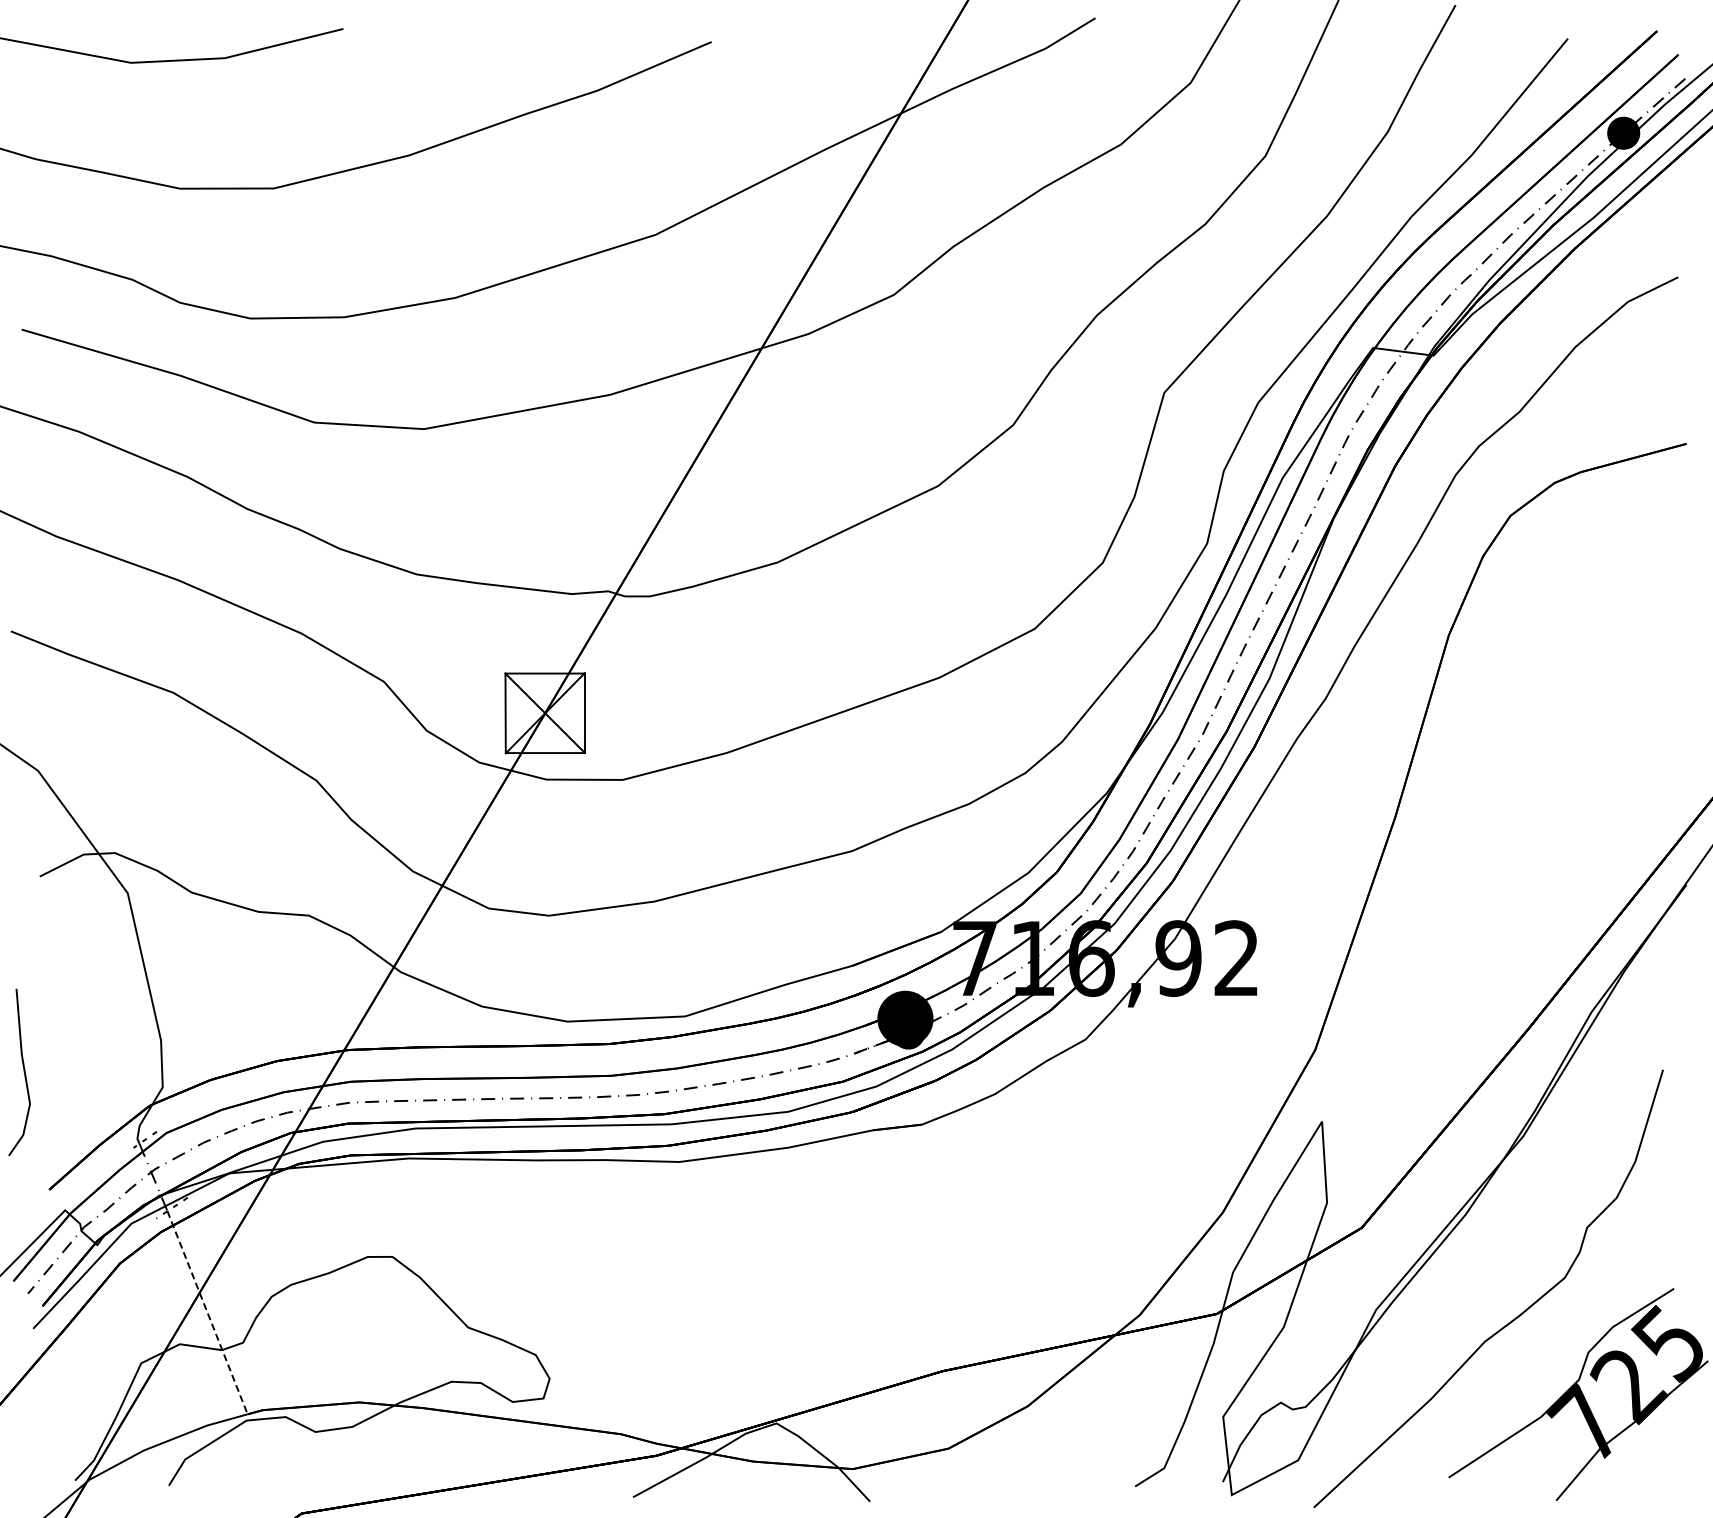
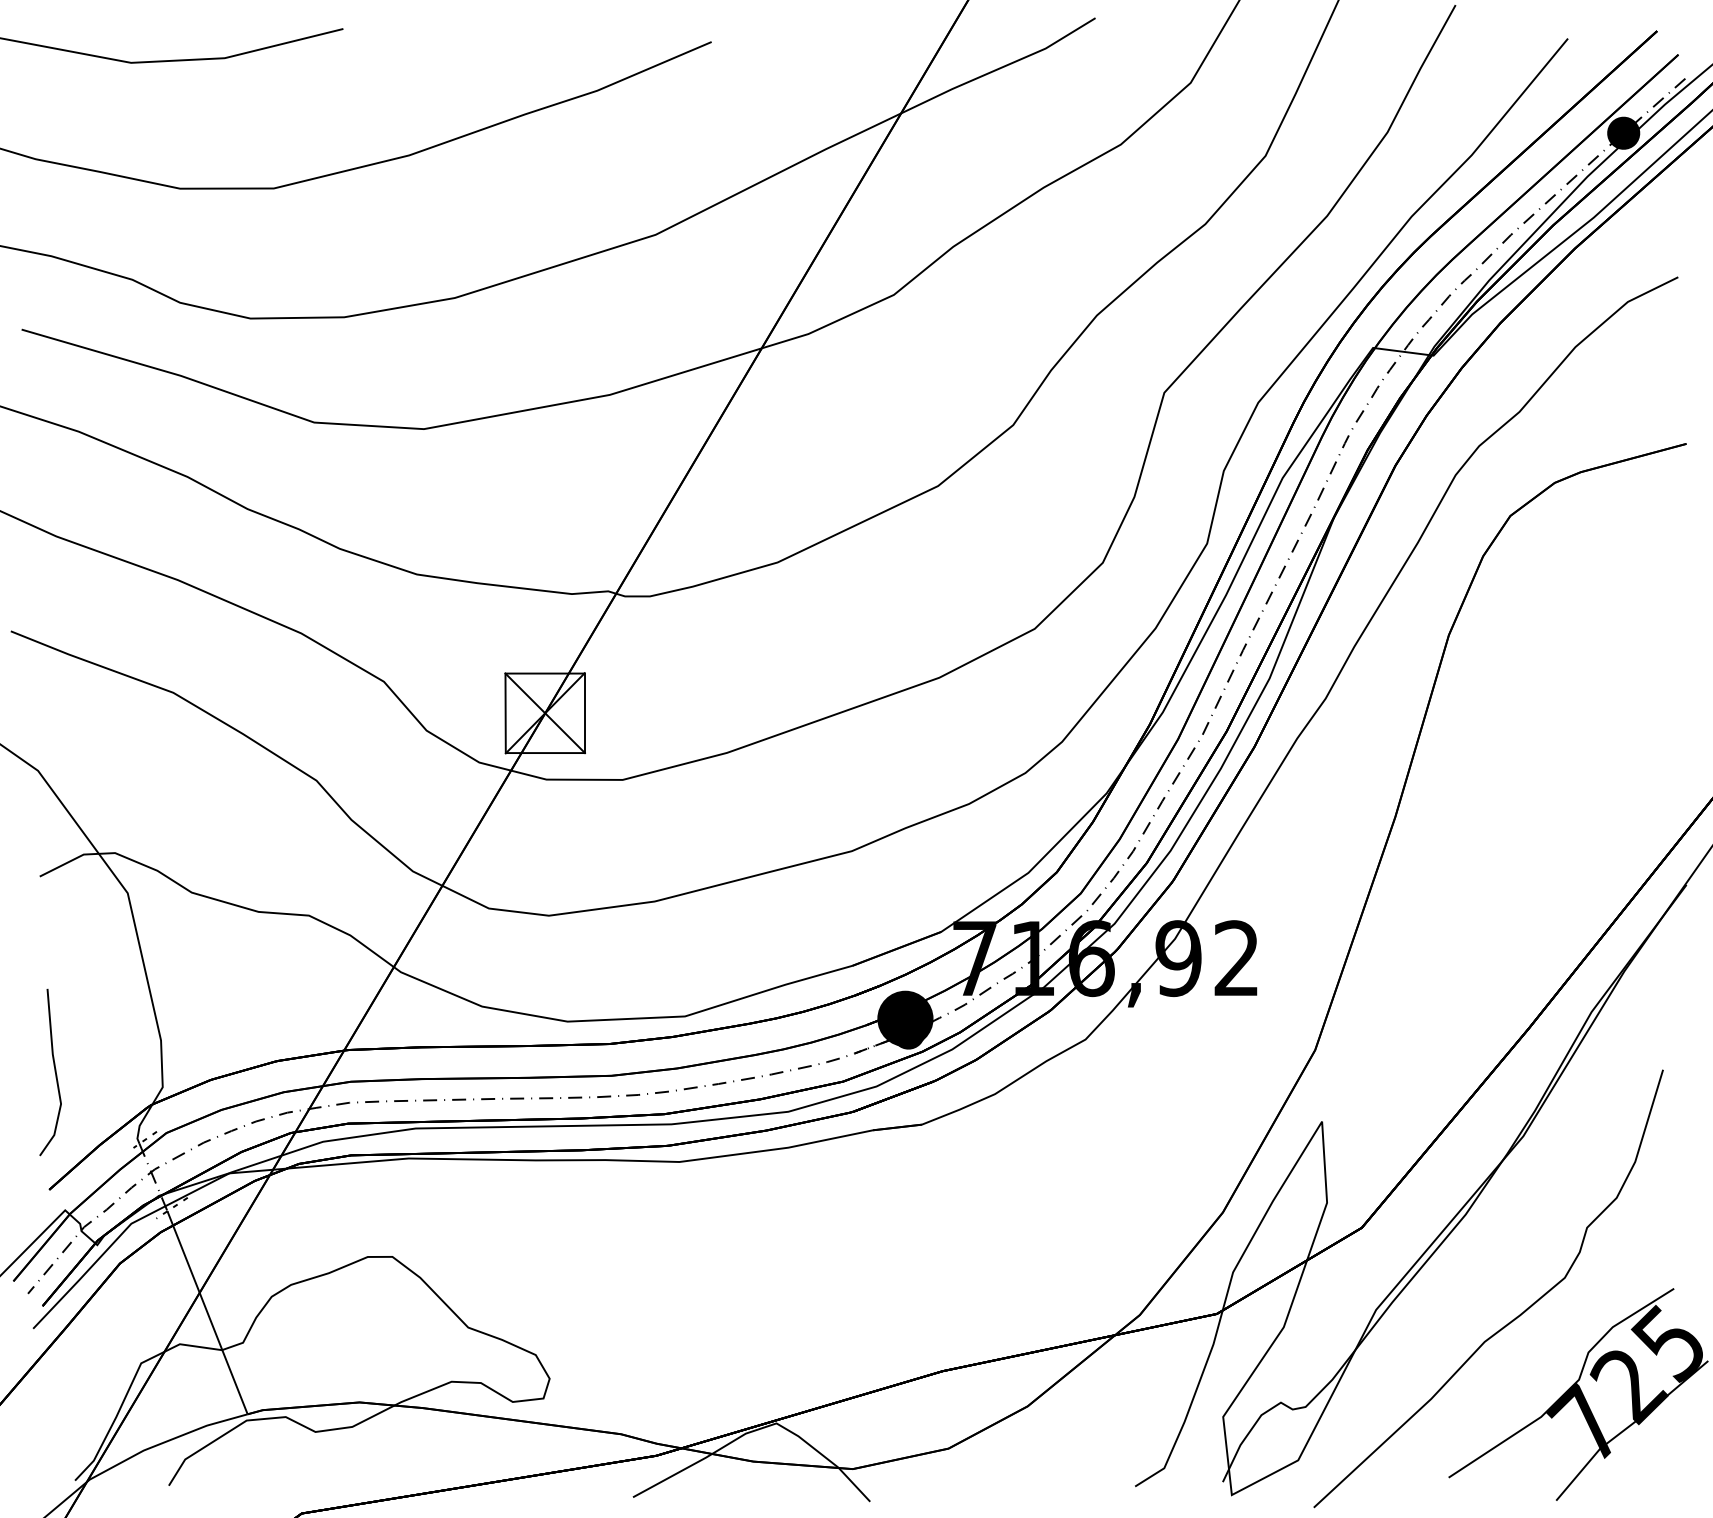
line position: (23, 1072) -> (54, 1072) (54, 1072)
line: dashed -> solid (207, 1313)
